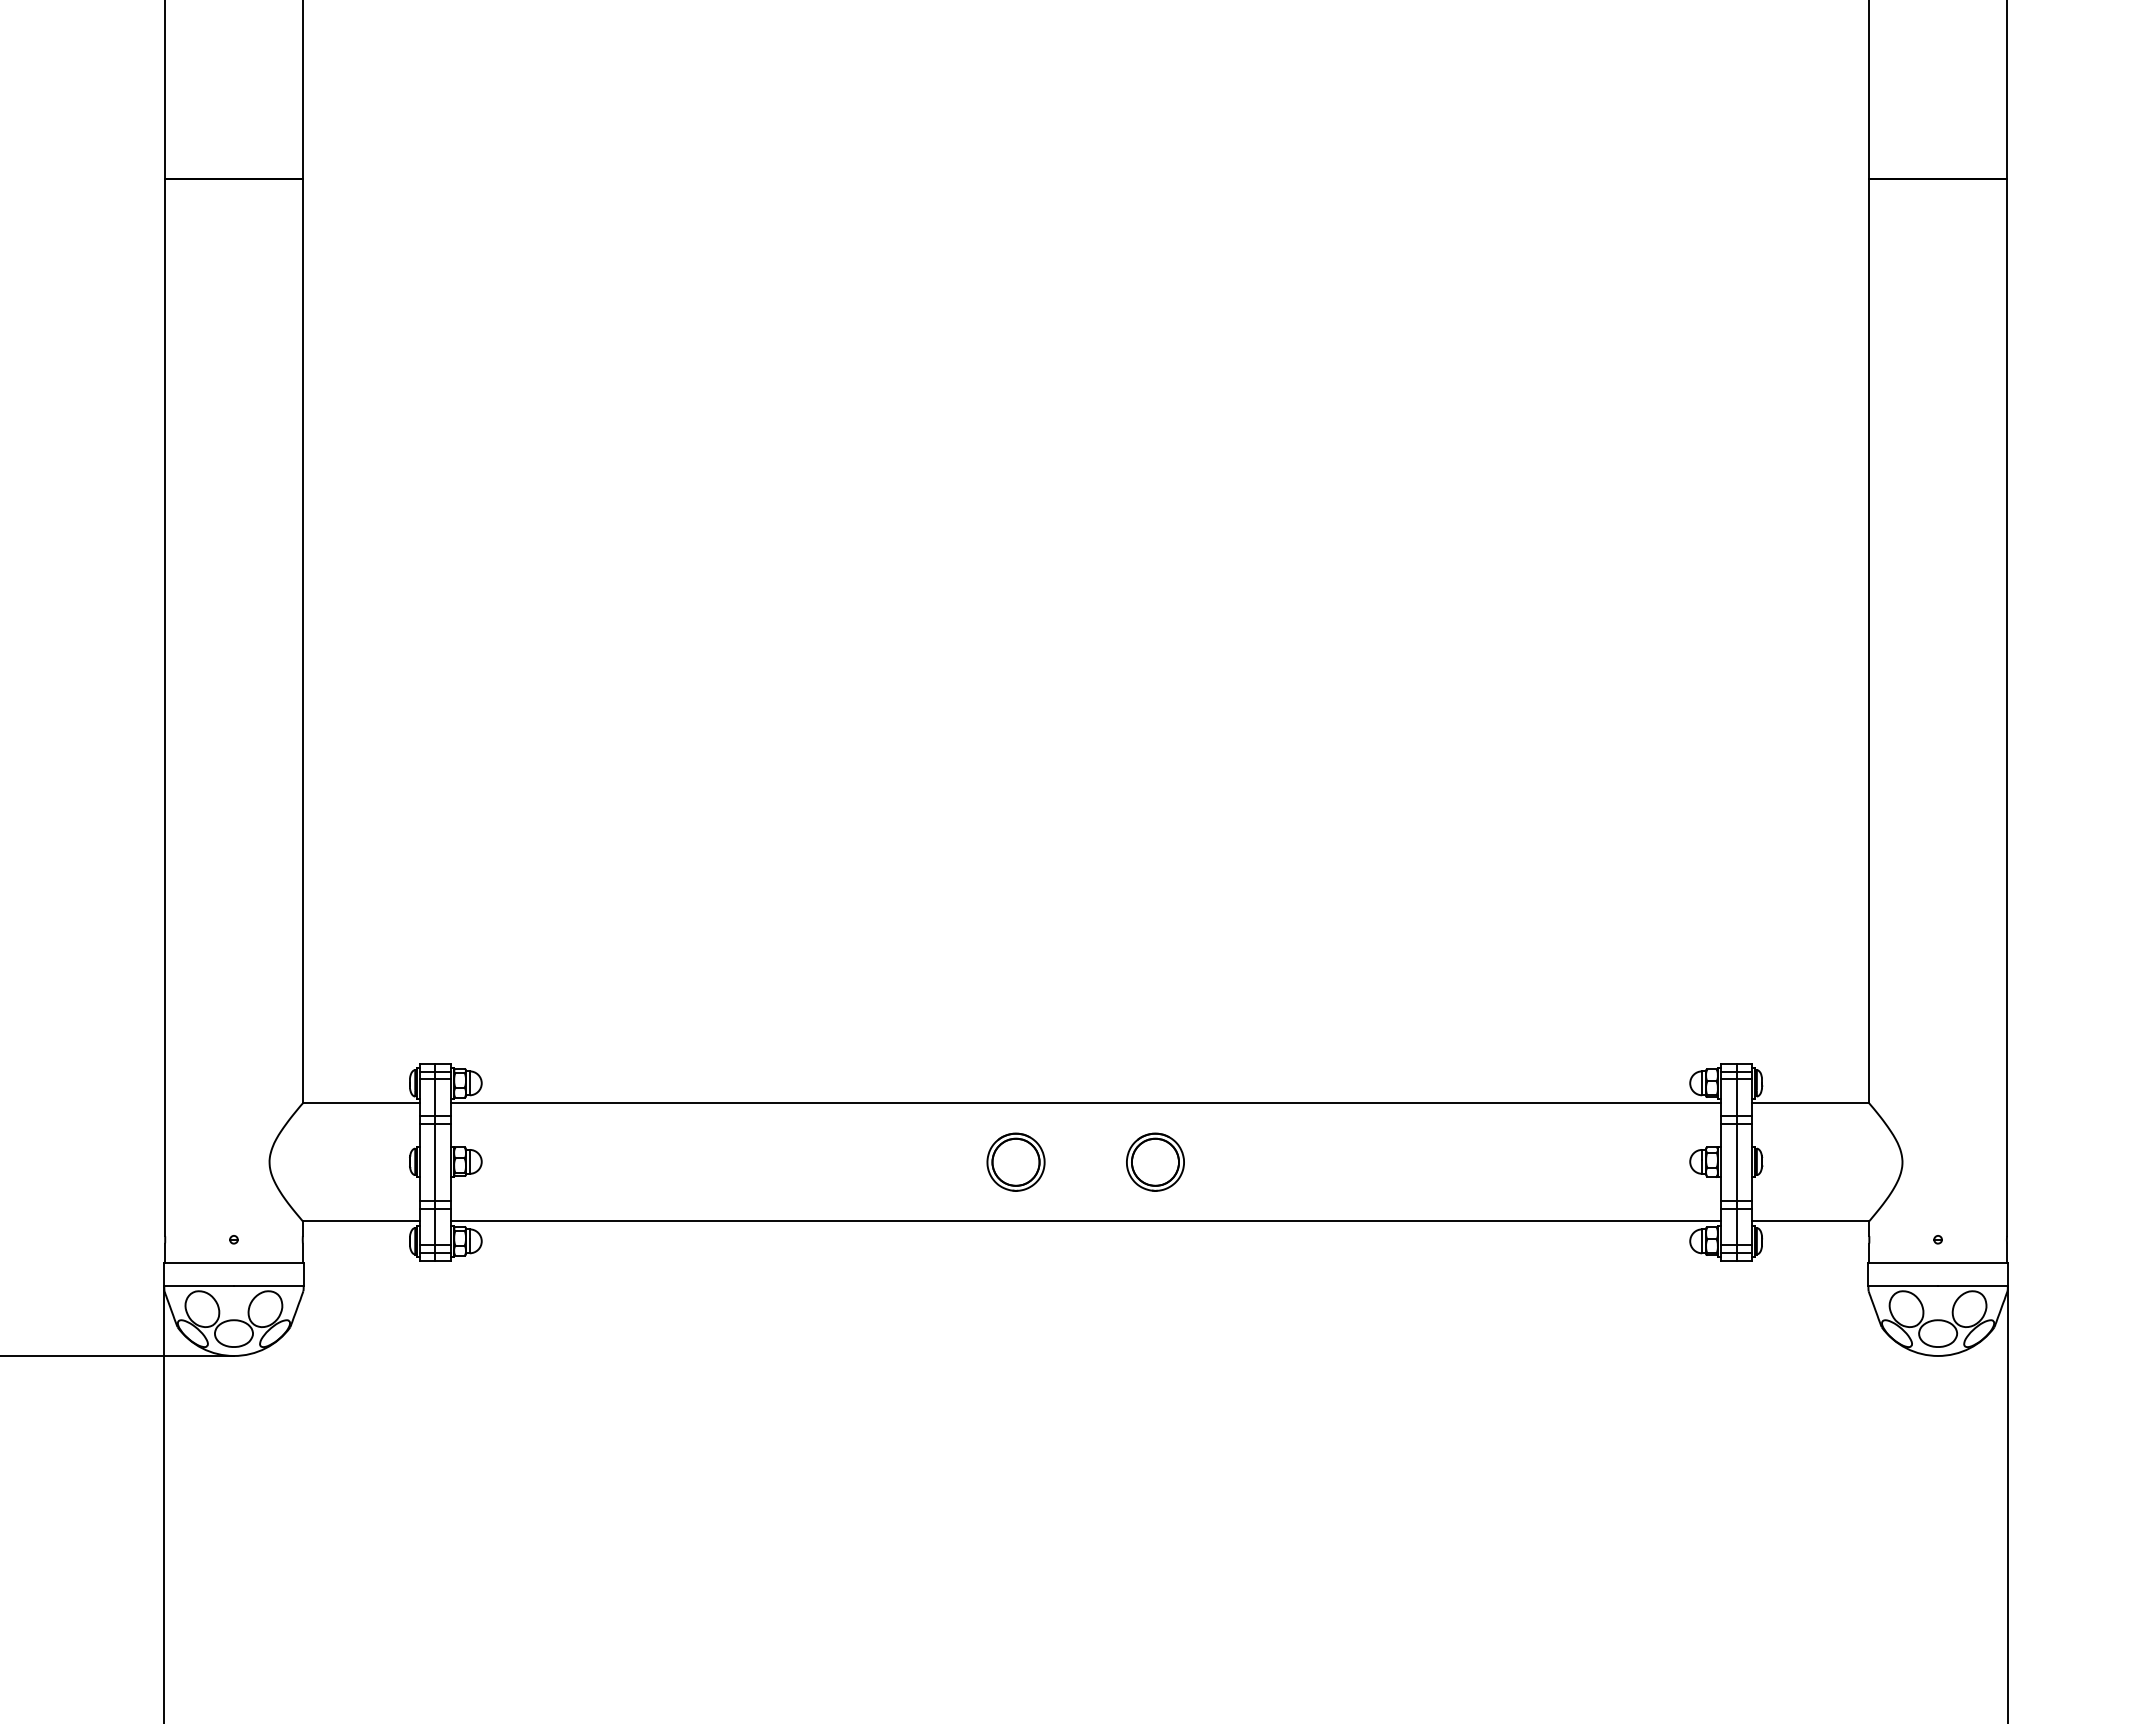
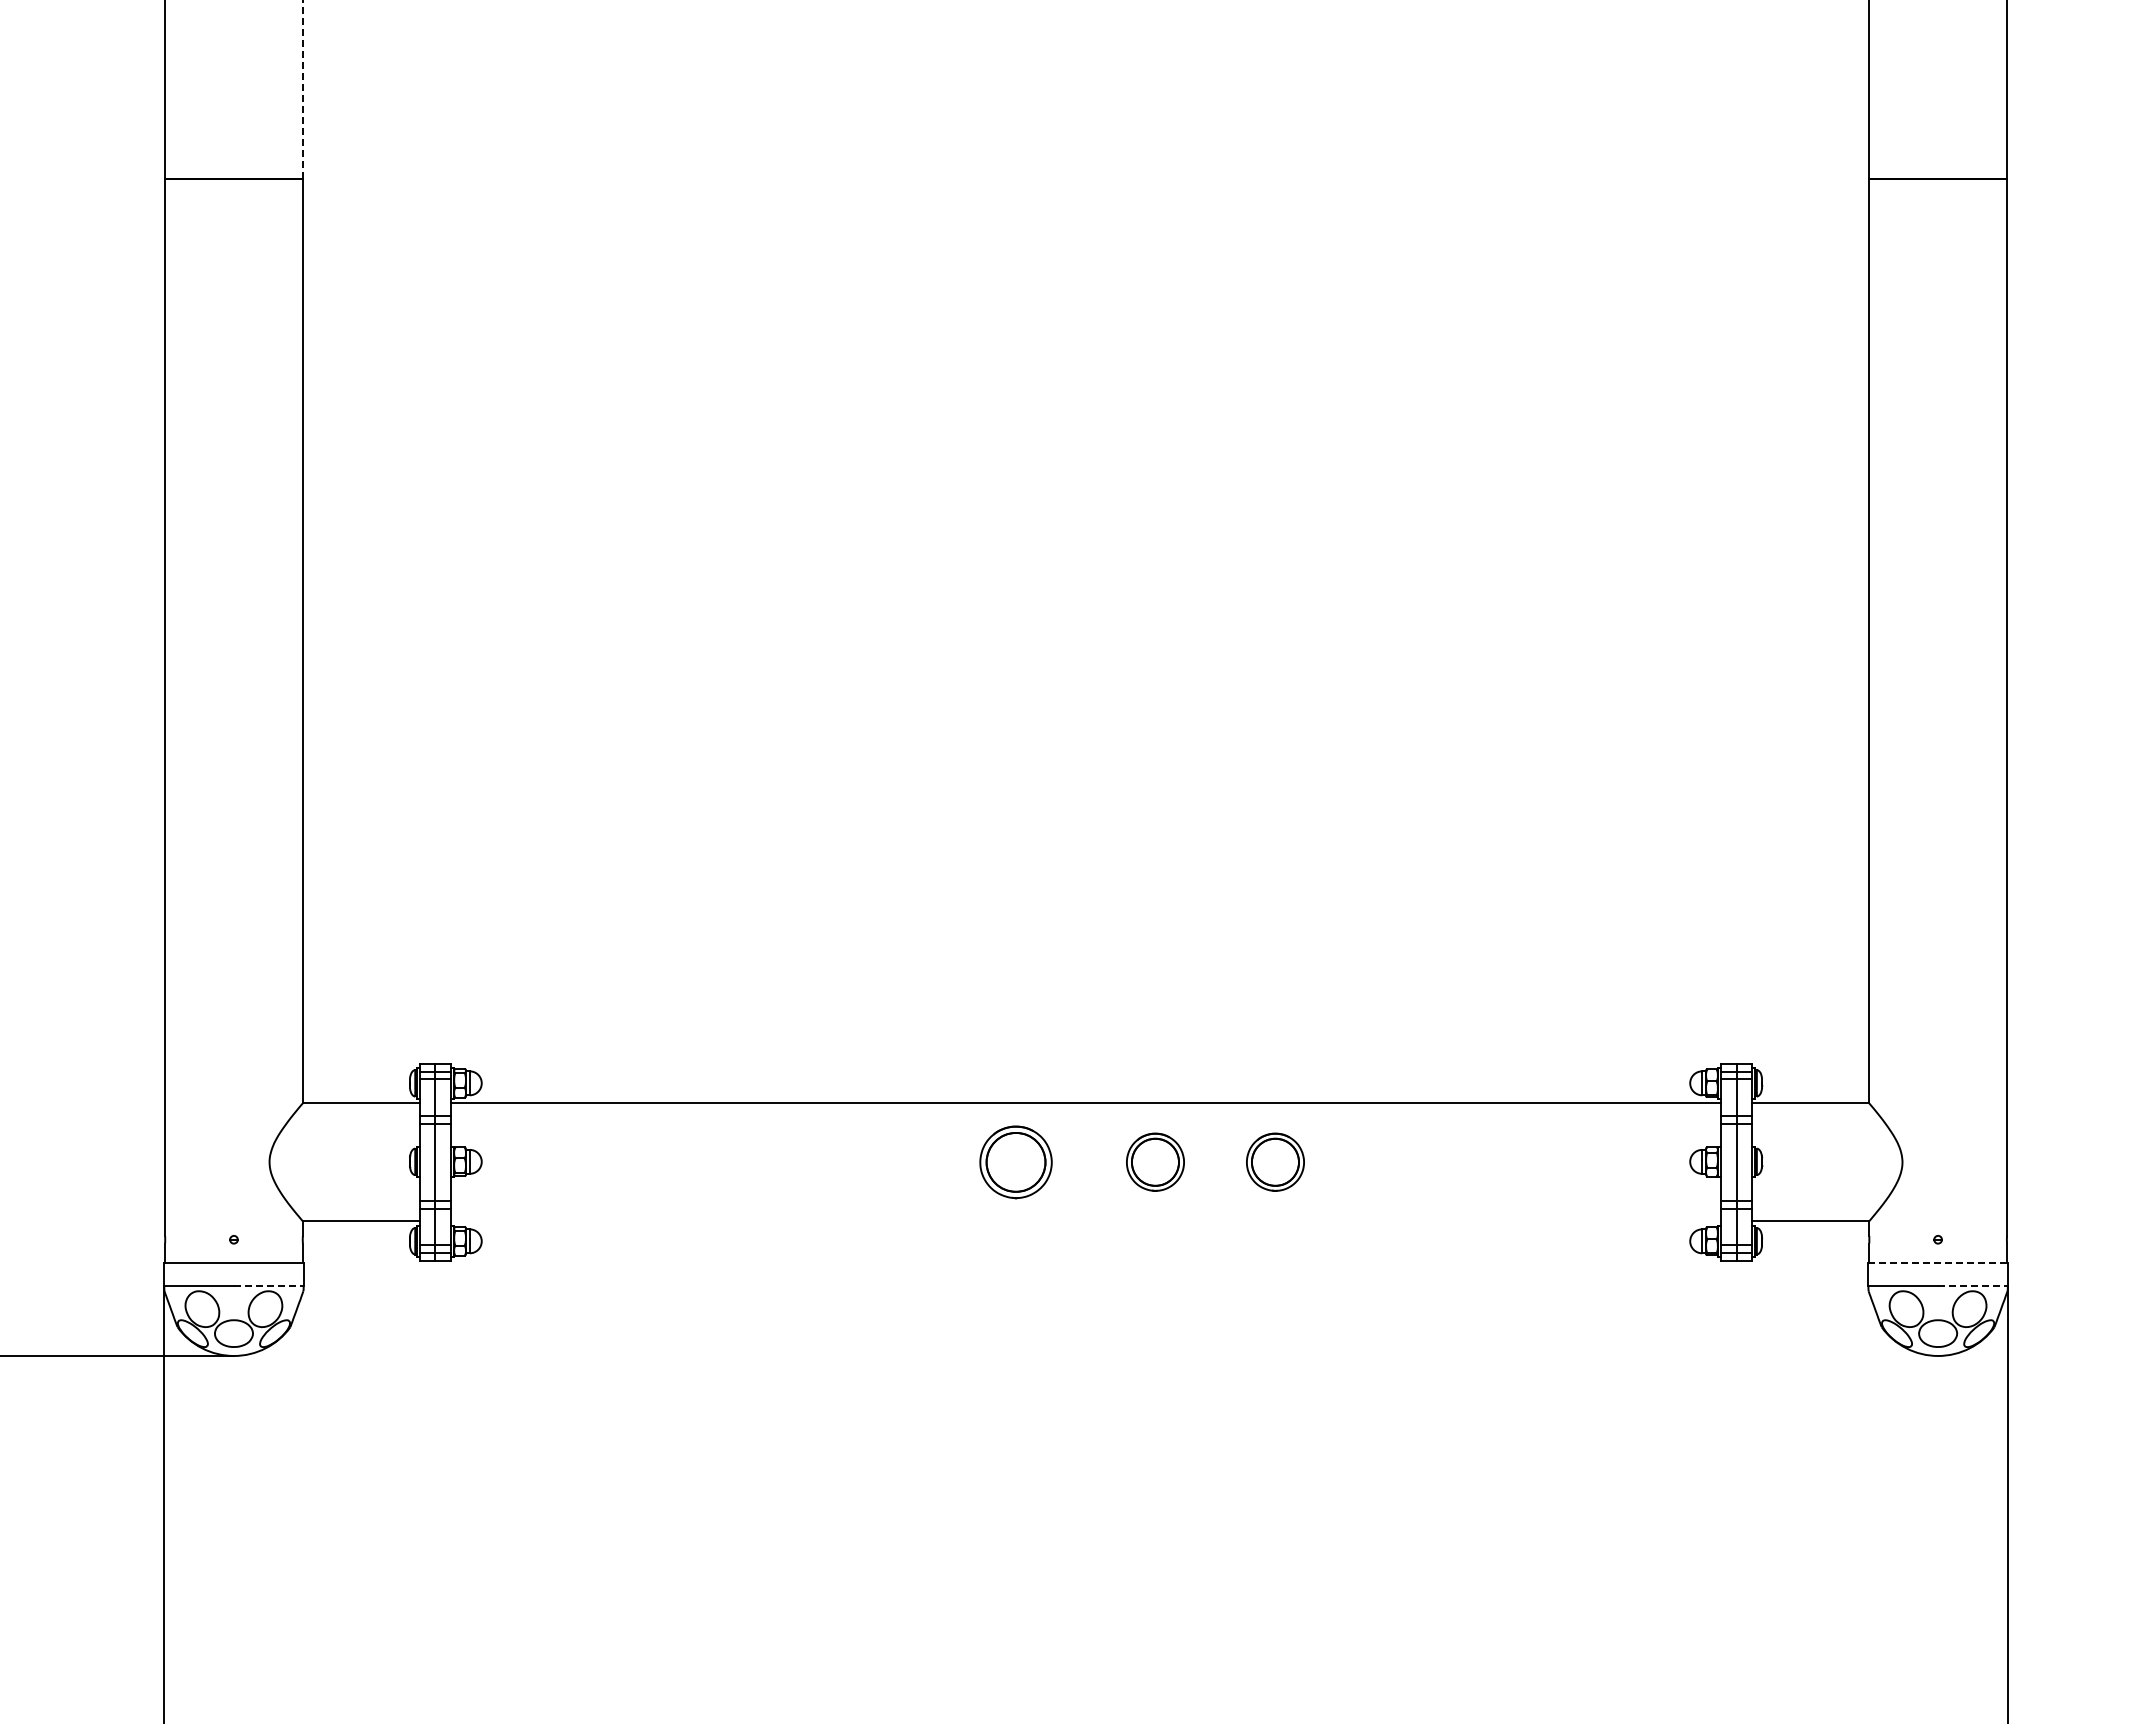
line: solid -> dashed (302, 89)
part size: 60x60 px -> 74x75 px (1015, 1162)
part: none -> present (1275, 1161)
line: present -> none (1085, 1221)
line: solid -> dashed (1938, 1263)
line: solid -> dashed (268, 1286)
line: solid -> dashed (1972, 1286)
